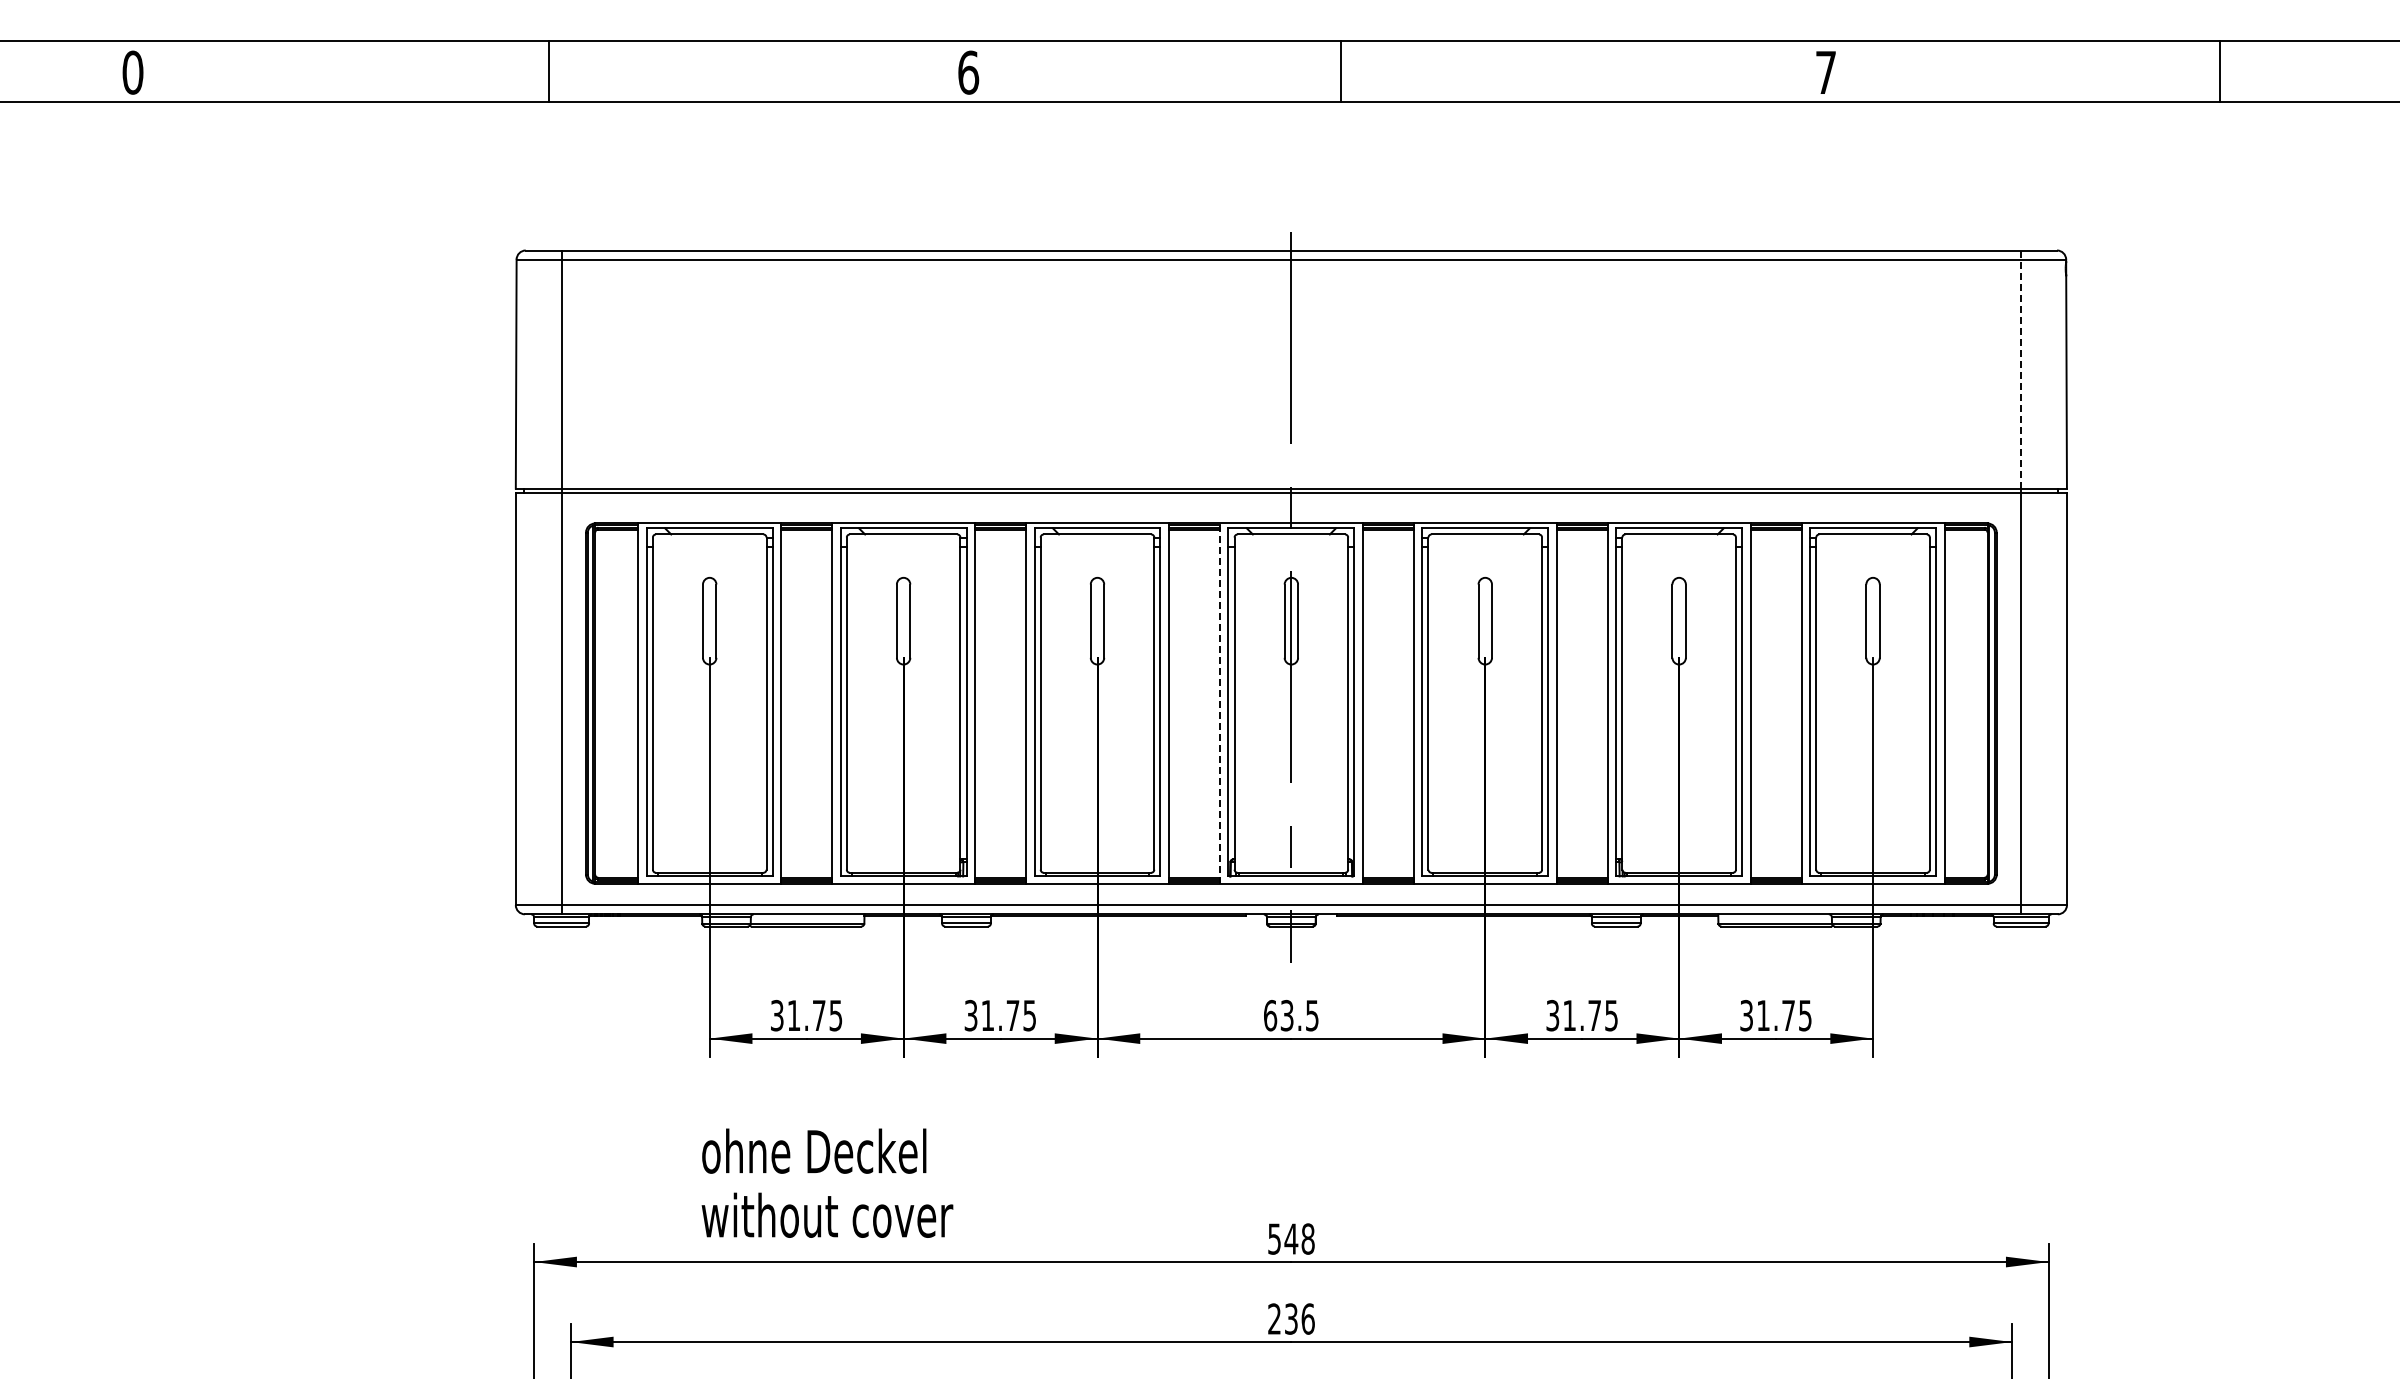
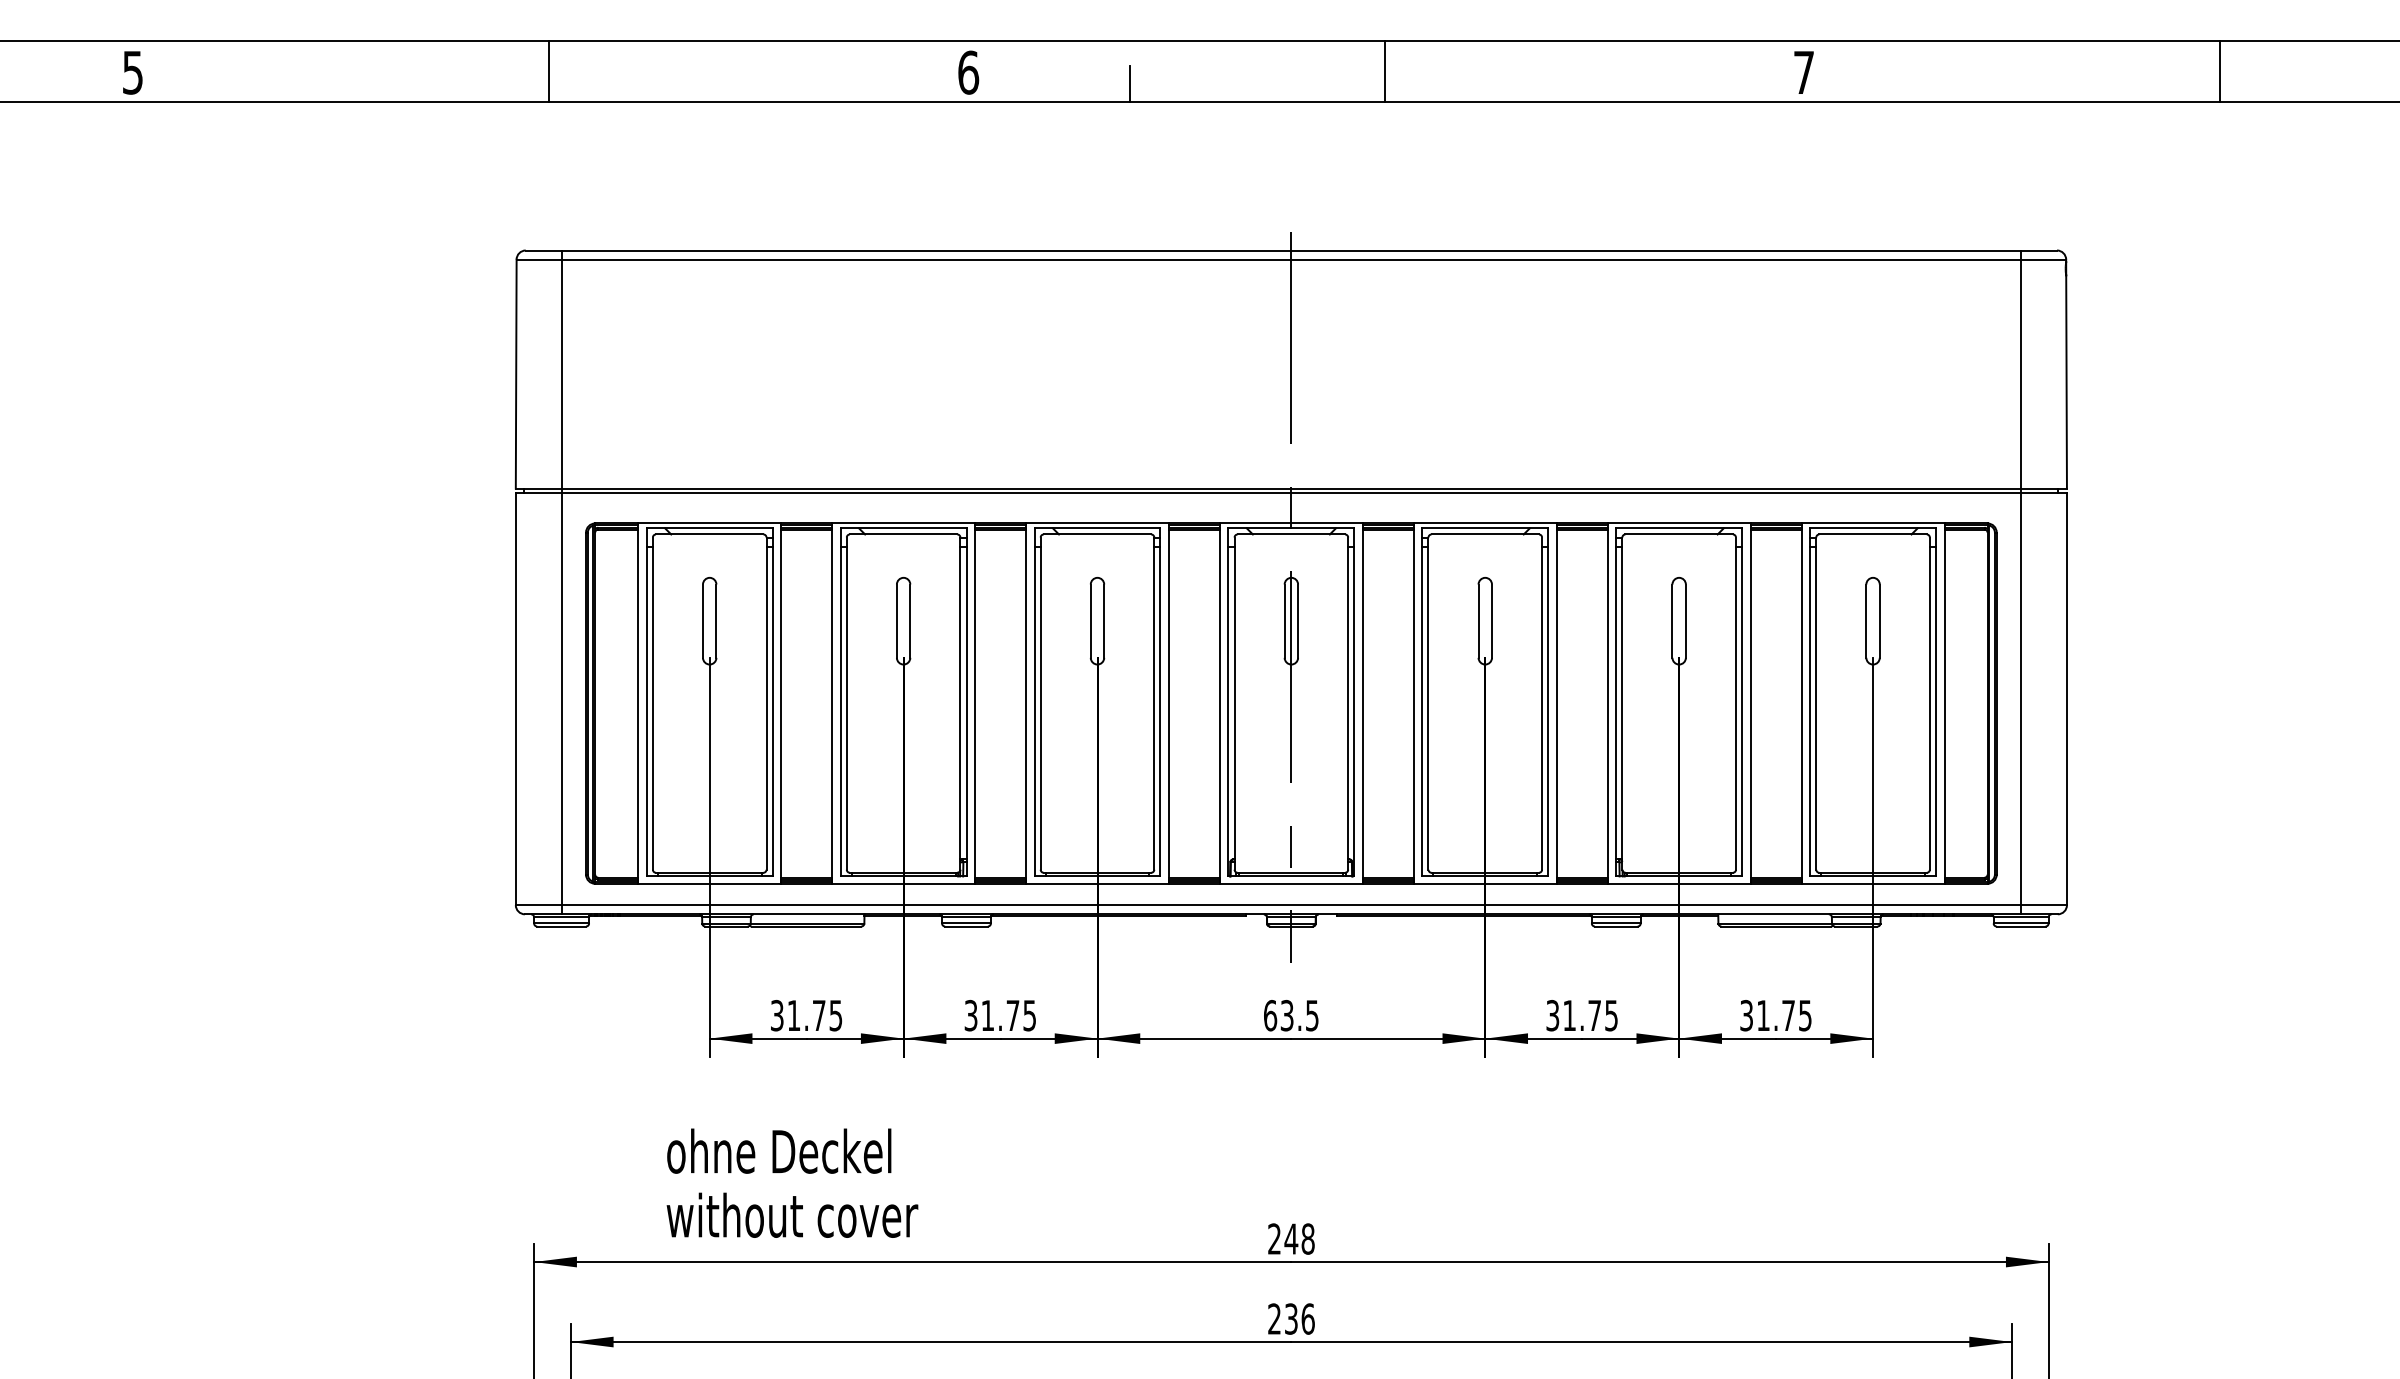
line position: (1340, 71) -> (1384, 71) (1384, 71)
text: 0 -> 5 (132, 72)
text position: (1825, 72) -> (1803, 72) (1803, 72)
line: none -> present (1129, 83)
line: dashed -> solid (2021, 370)
line: dashed -> solid (1219, 703)
text position: (827, 1182) -> (792, 1182) (792, 1182)
text: 548 -> 248 (1274, 1238)
